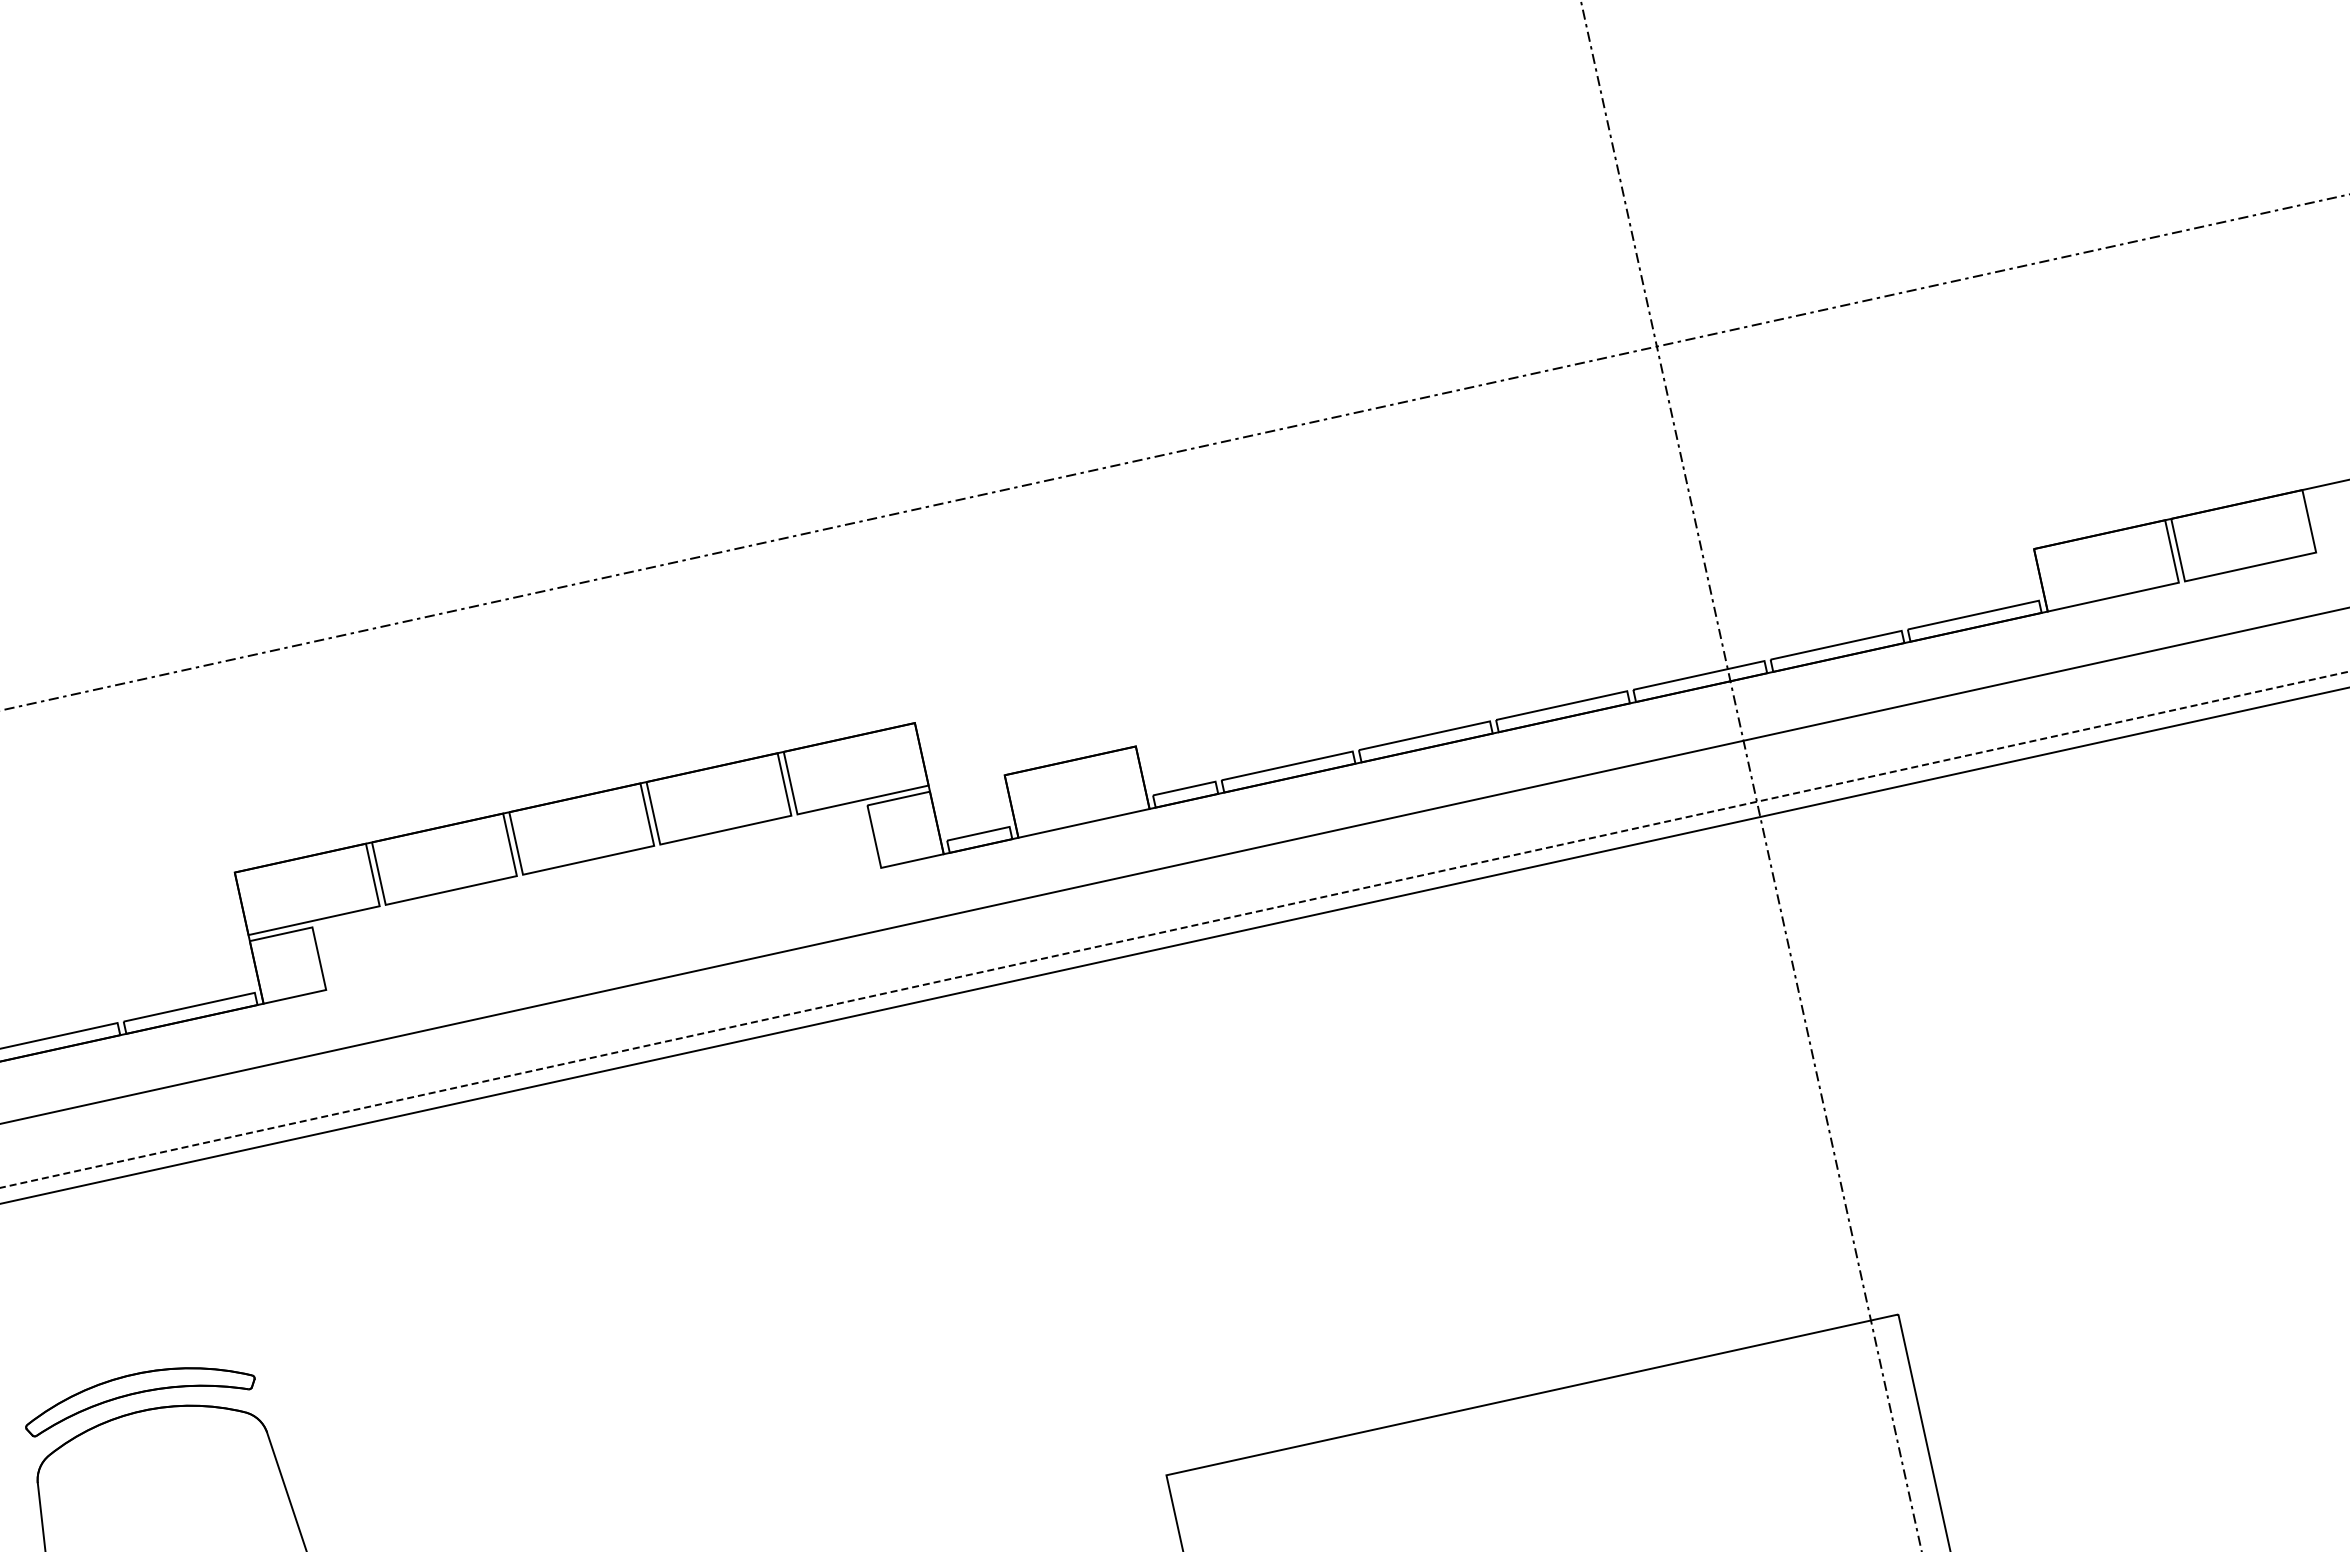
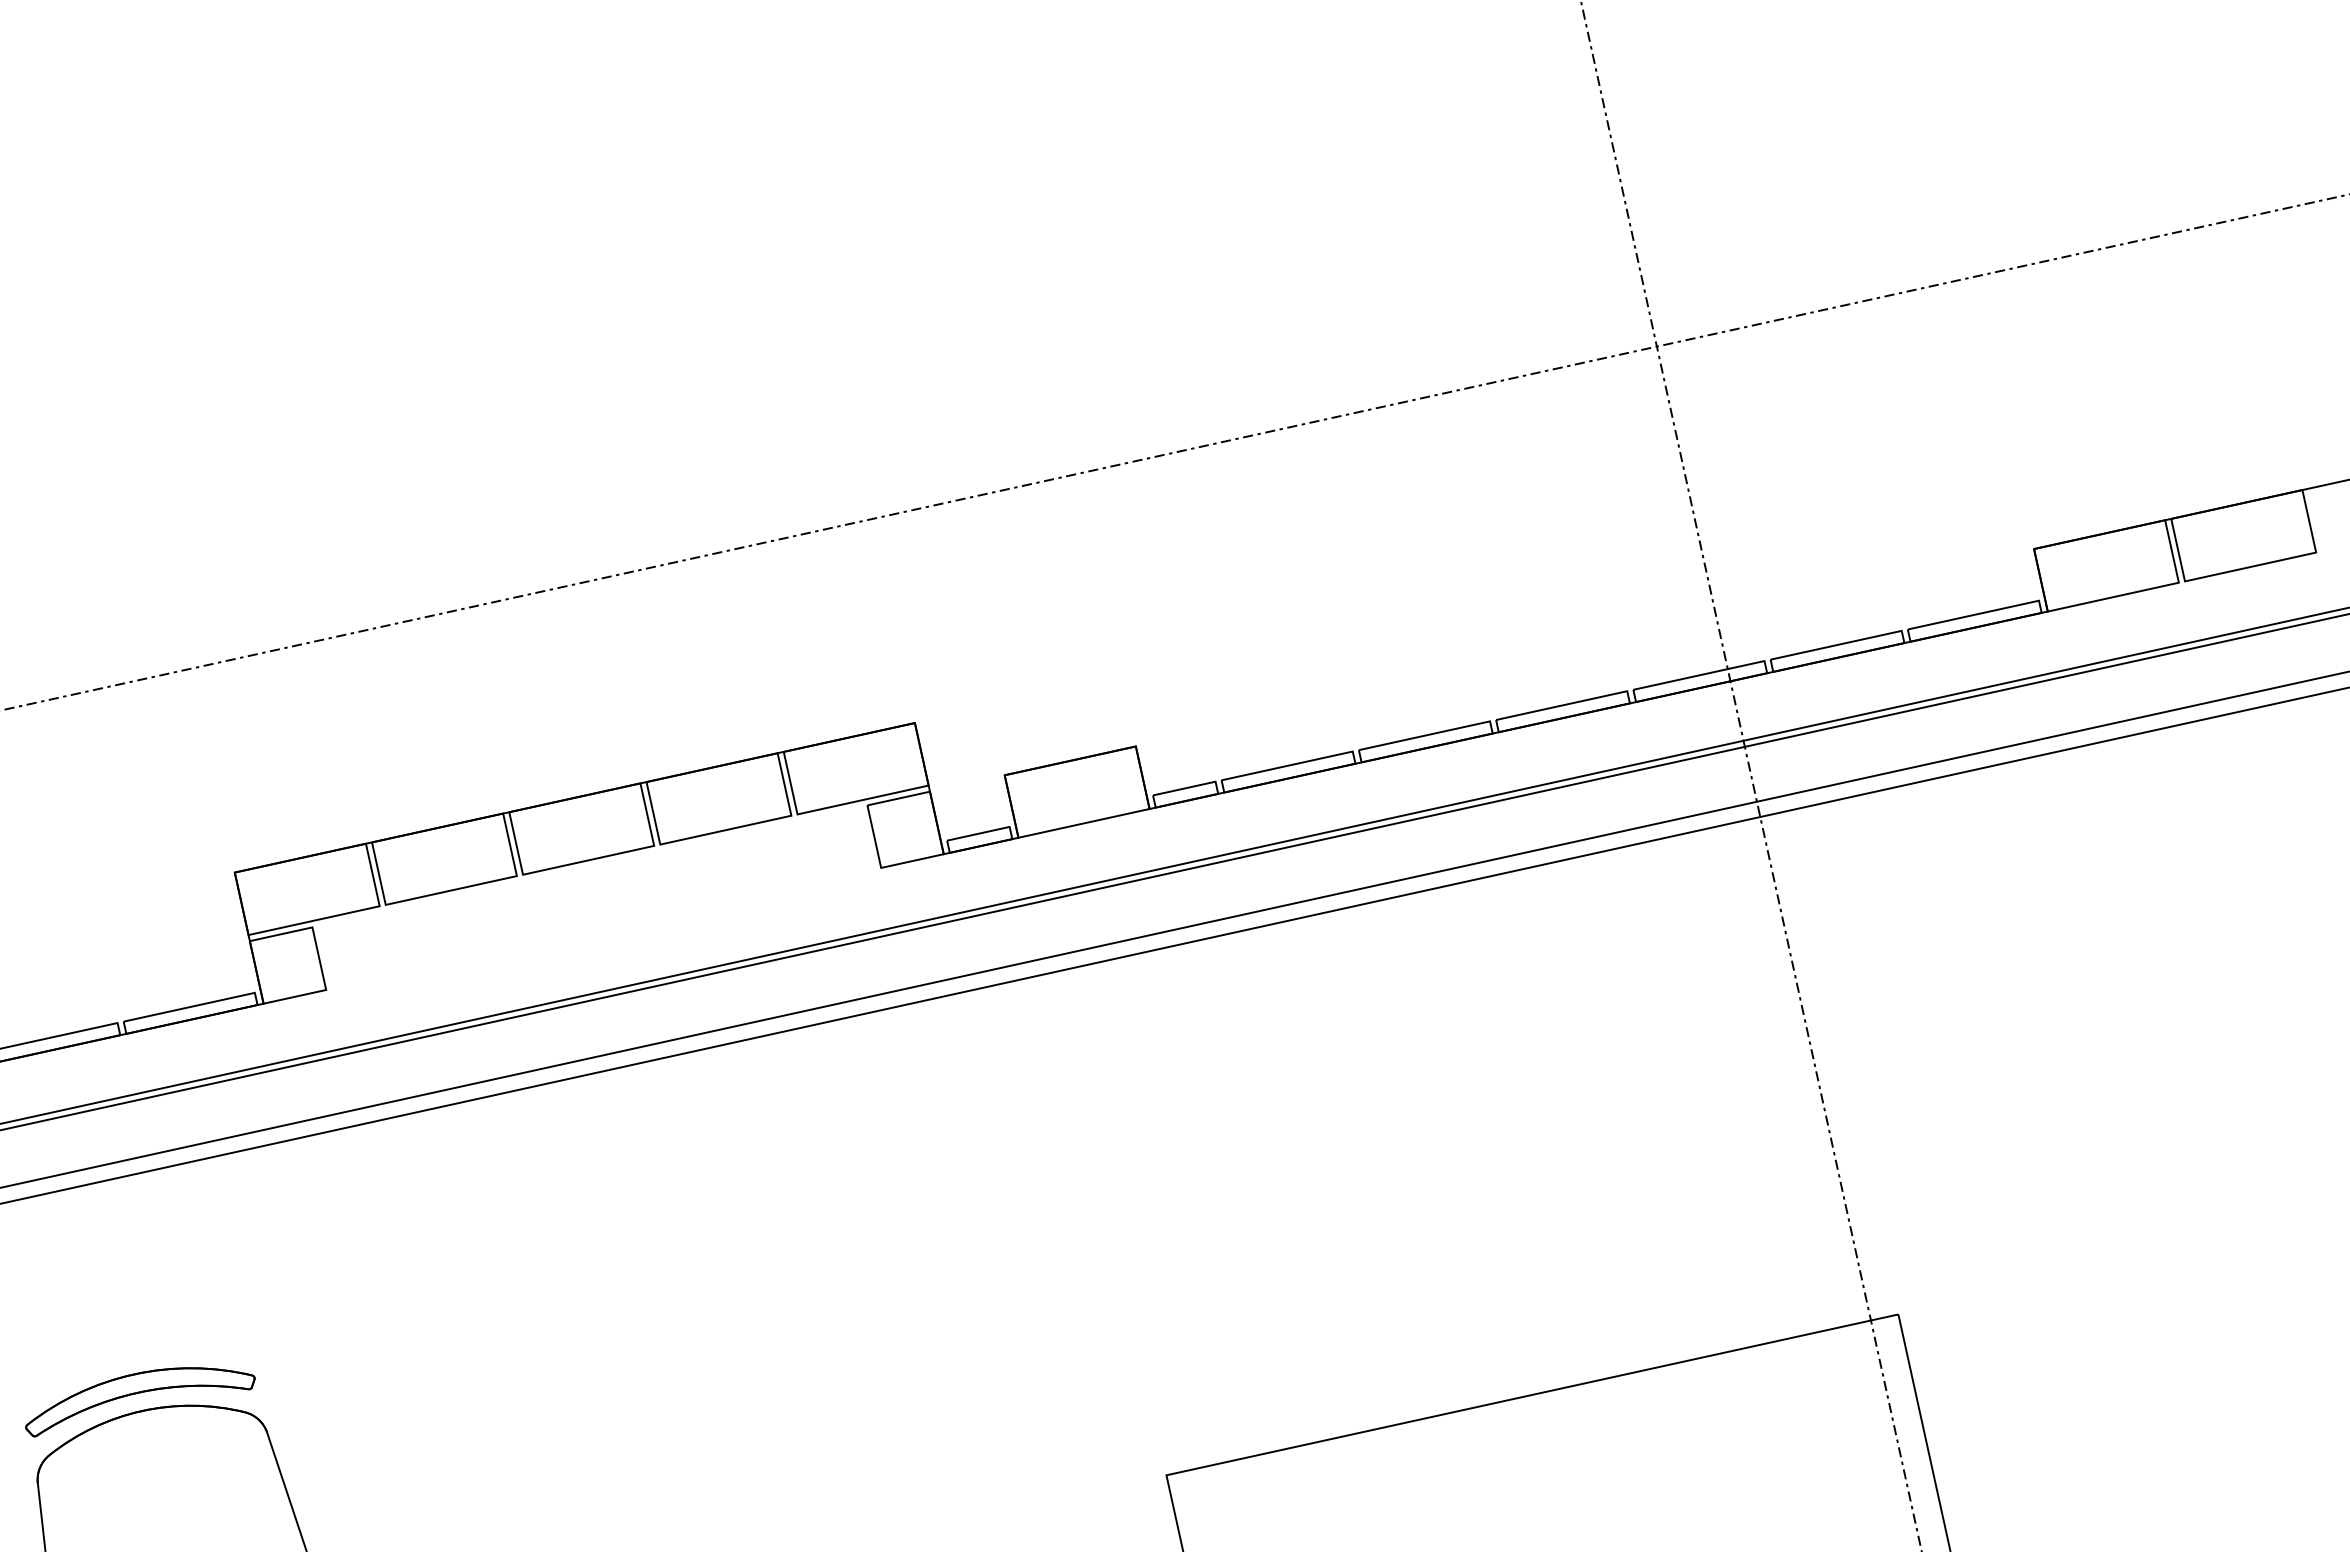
line: none -> present (1174, 871)
line: dashed -> solid (1175, 929)
